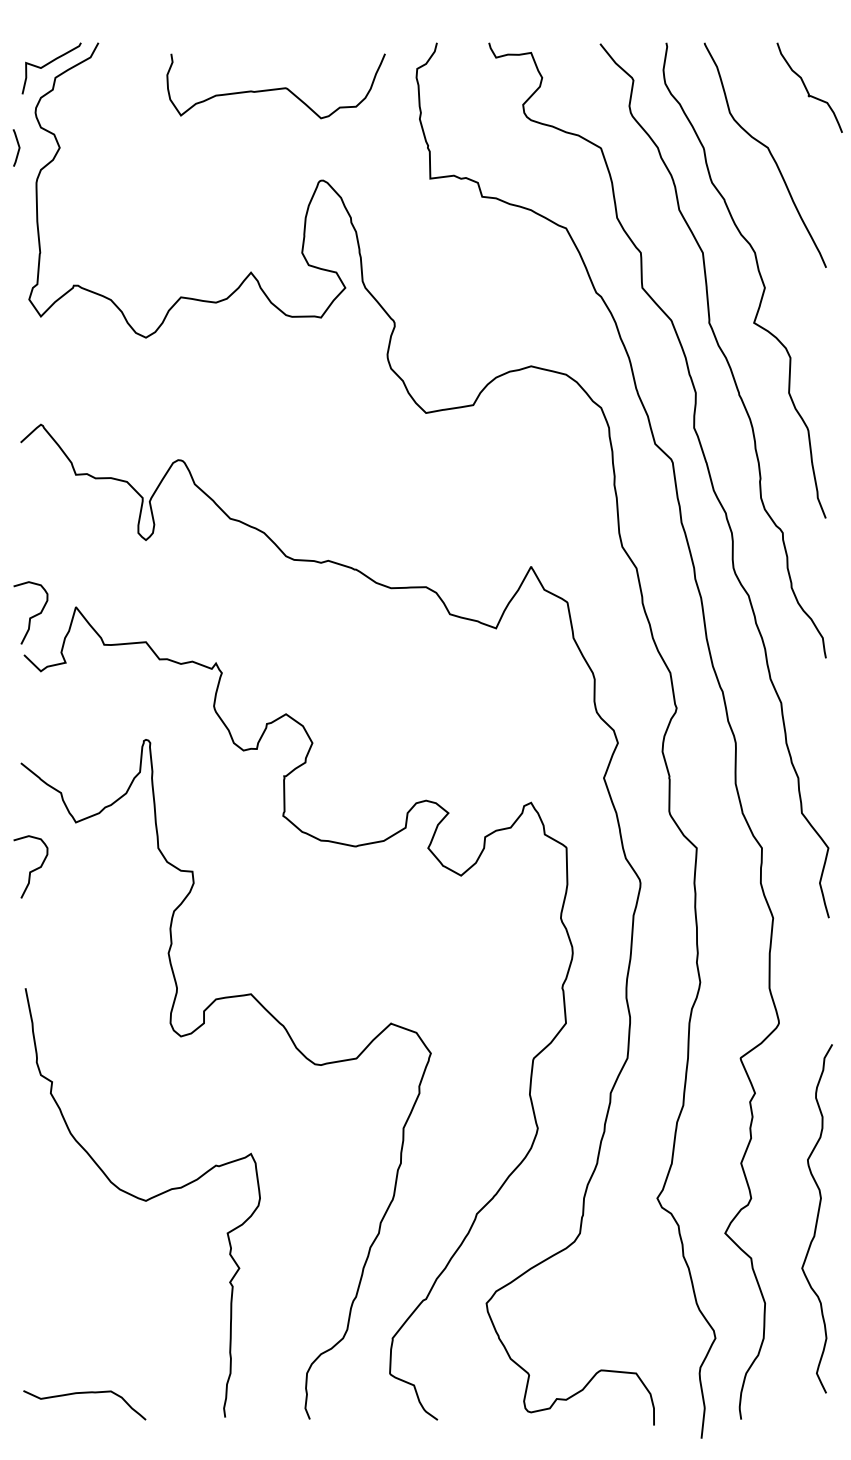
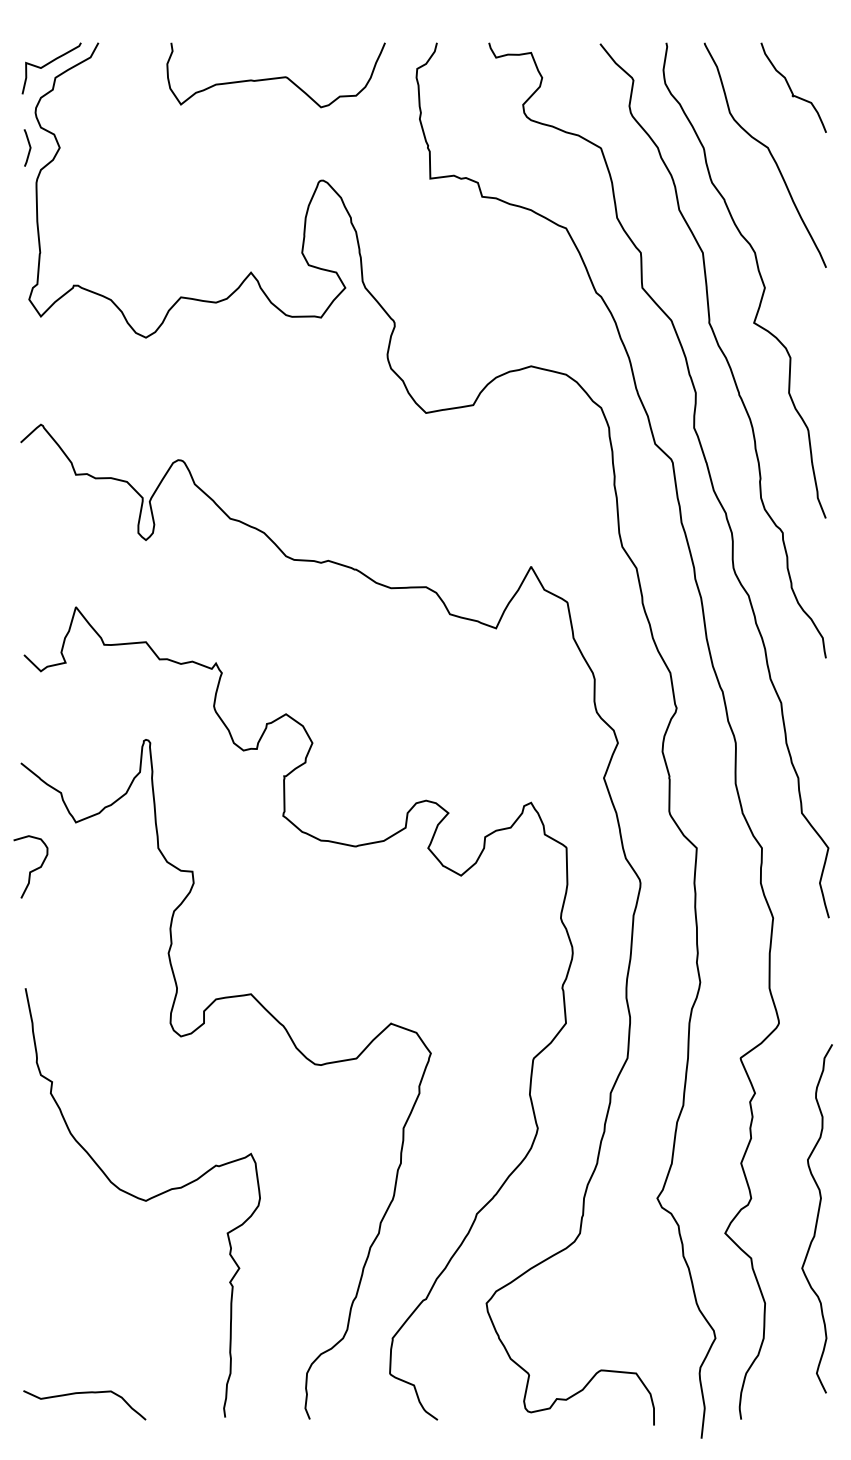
curve position: (275, 88) -> (275, 77) (275, 77)
curve position: (807, 88) -> (791, 88) (791, 88)
line position: (18, 147) -> (29, 147) (29, 147)
curve: present -> none (31, 616)
